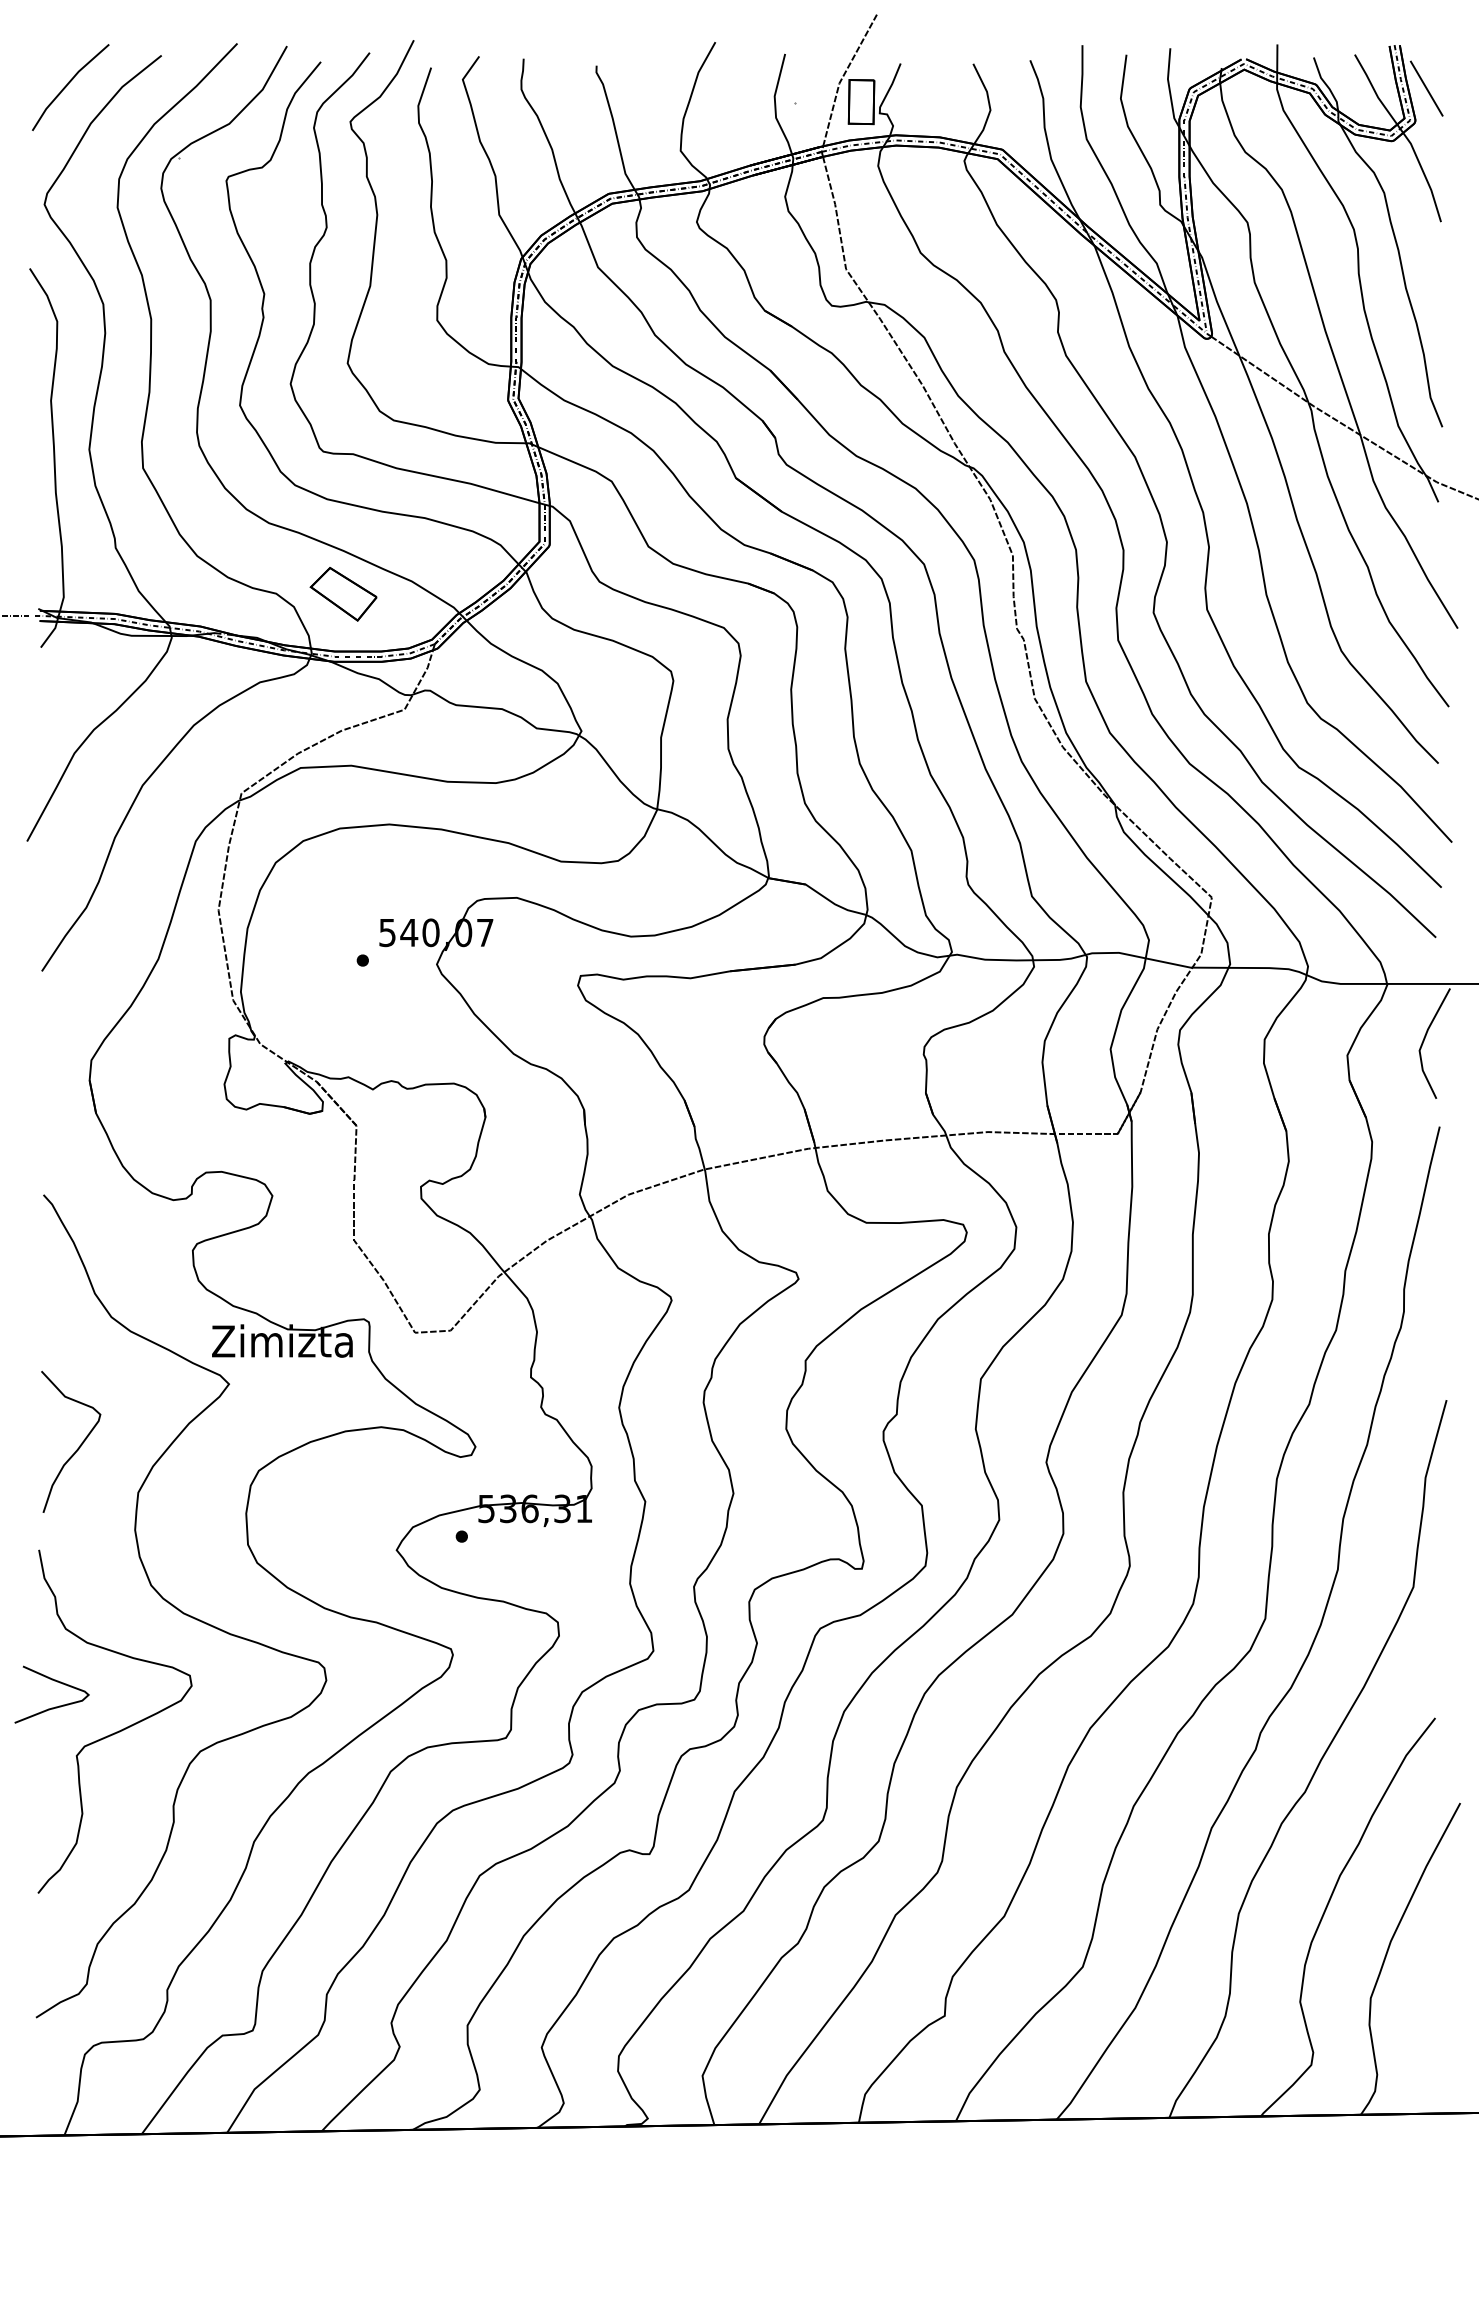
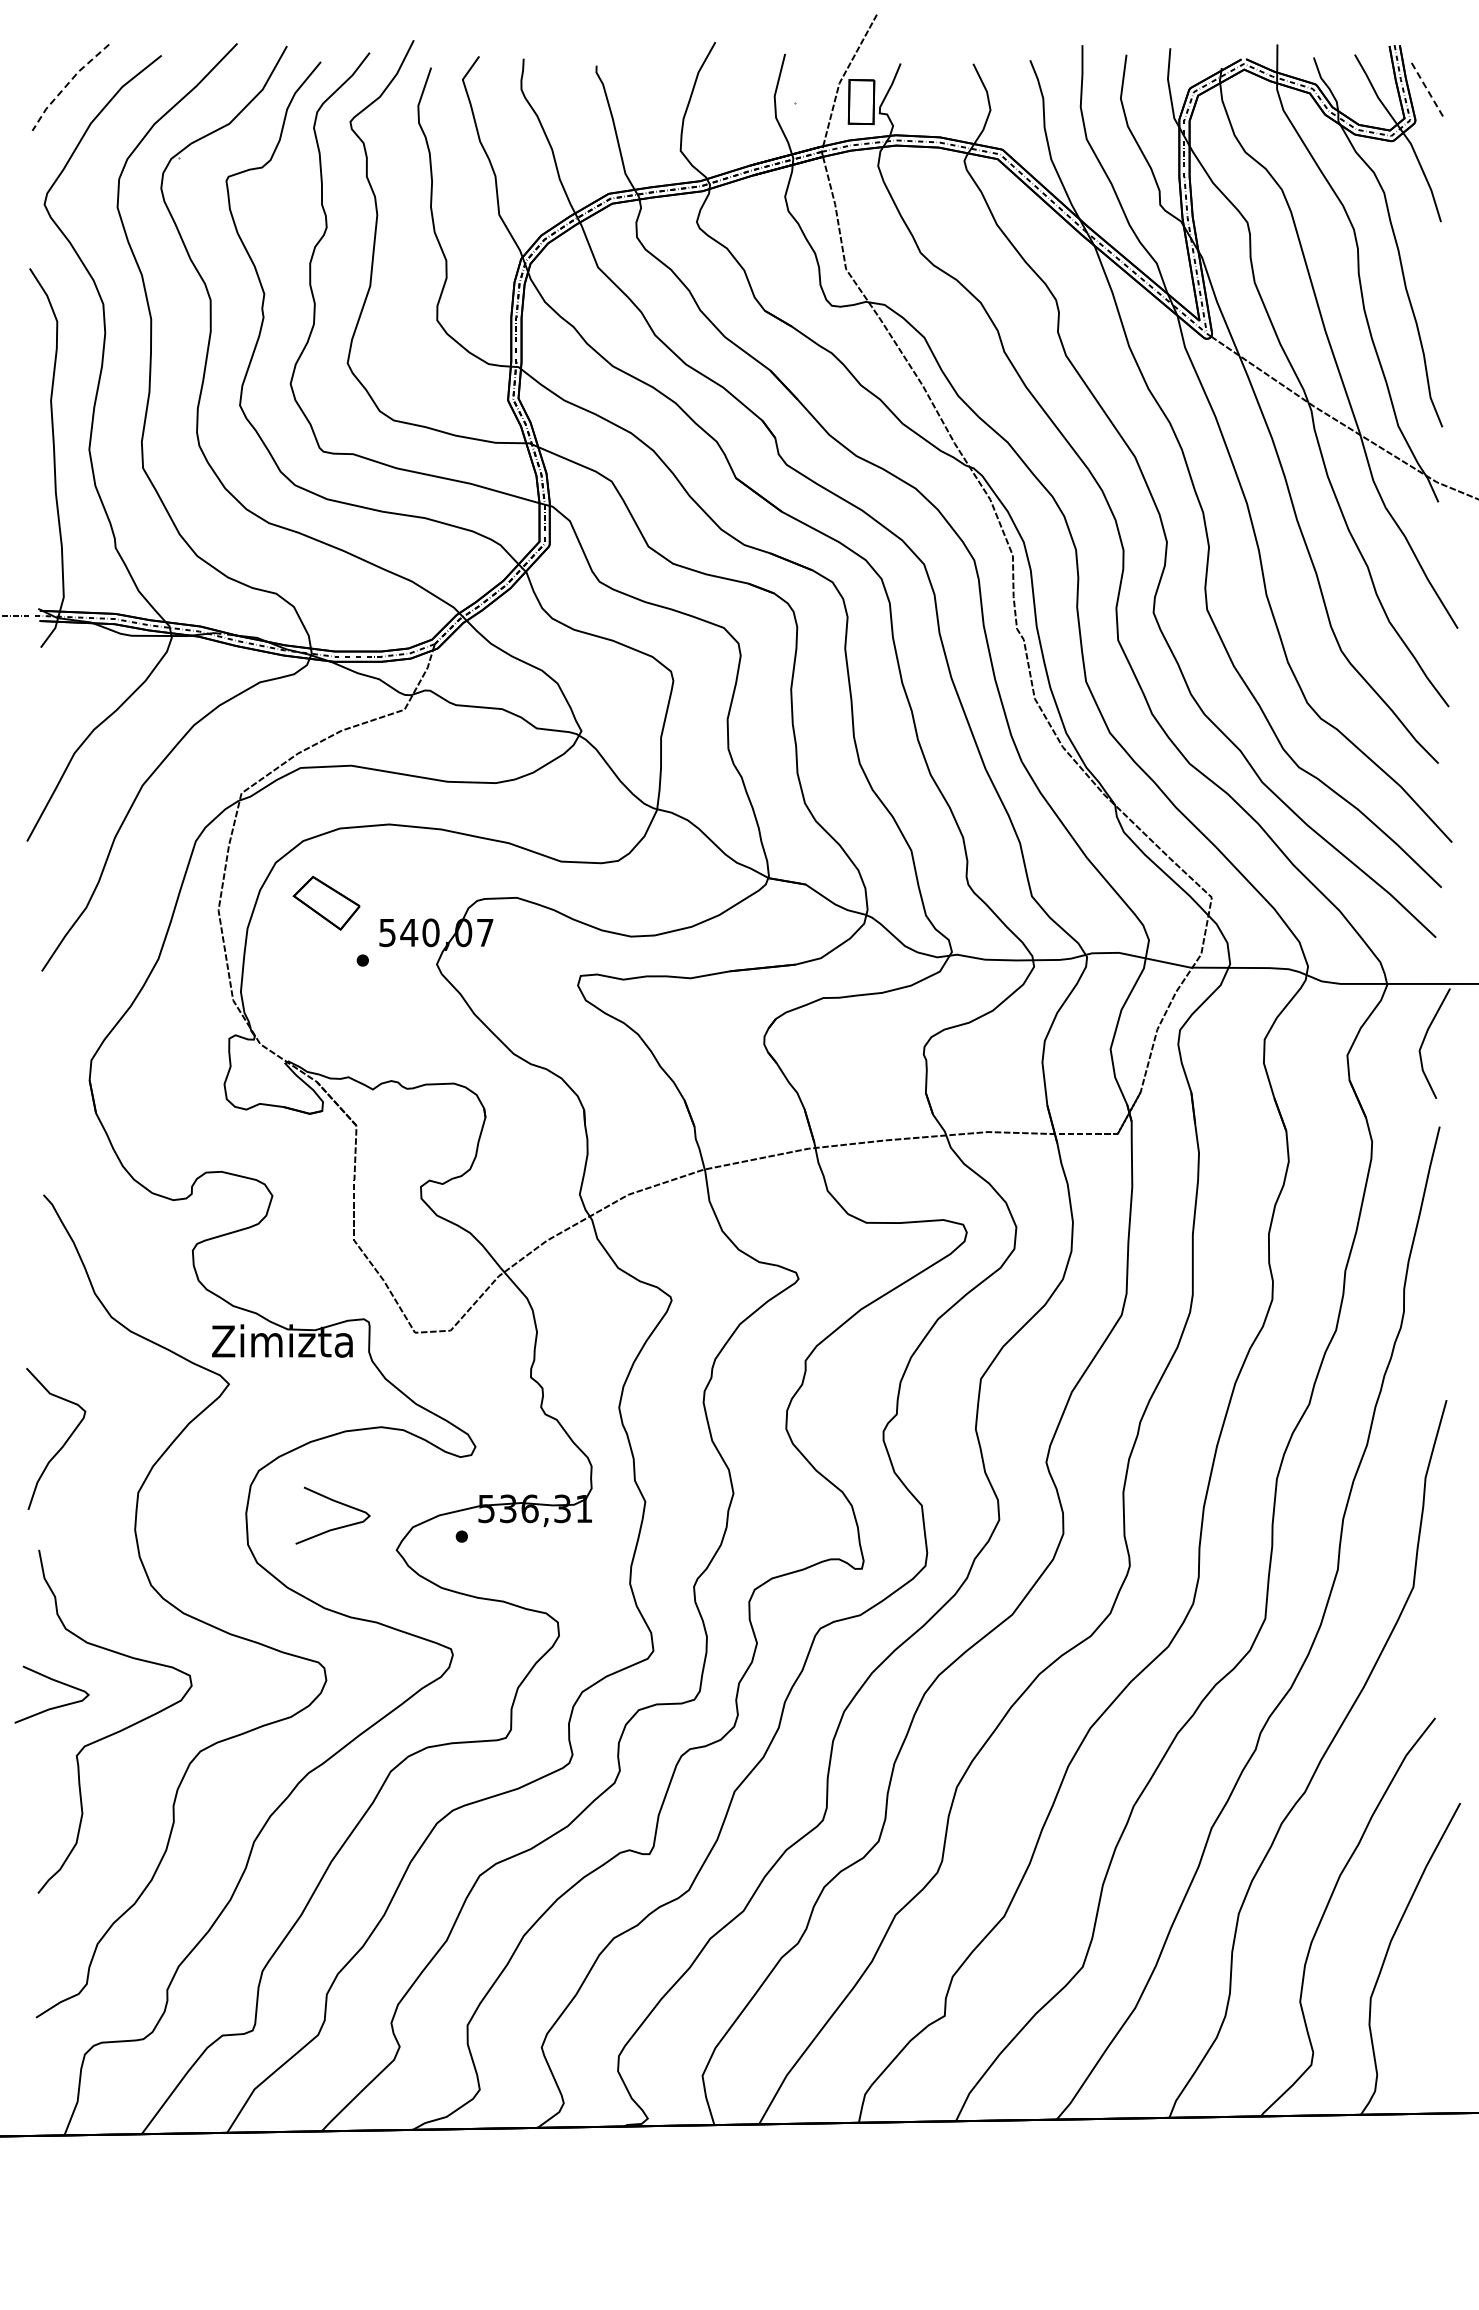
line: solid -> dashed (67, 85)
line: solid -> dashed (1426, 88)
part position: (343, 594) -> (326, 903) (326, 903)
curve position: (79, 1445) -> (64, 1442) (64, 1442)
curve: none -> present (336, 1527)
